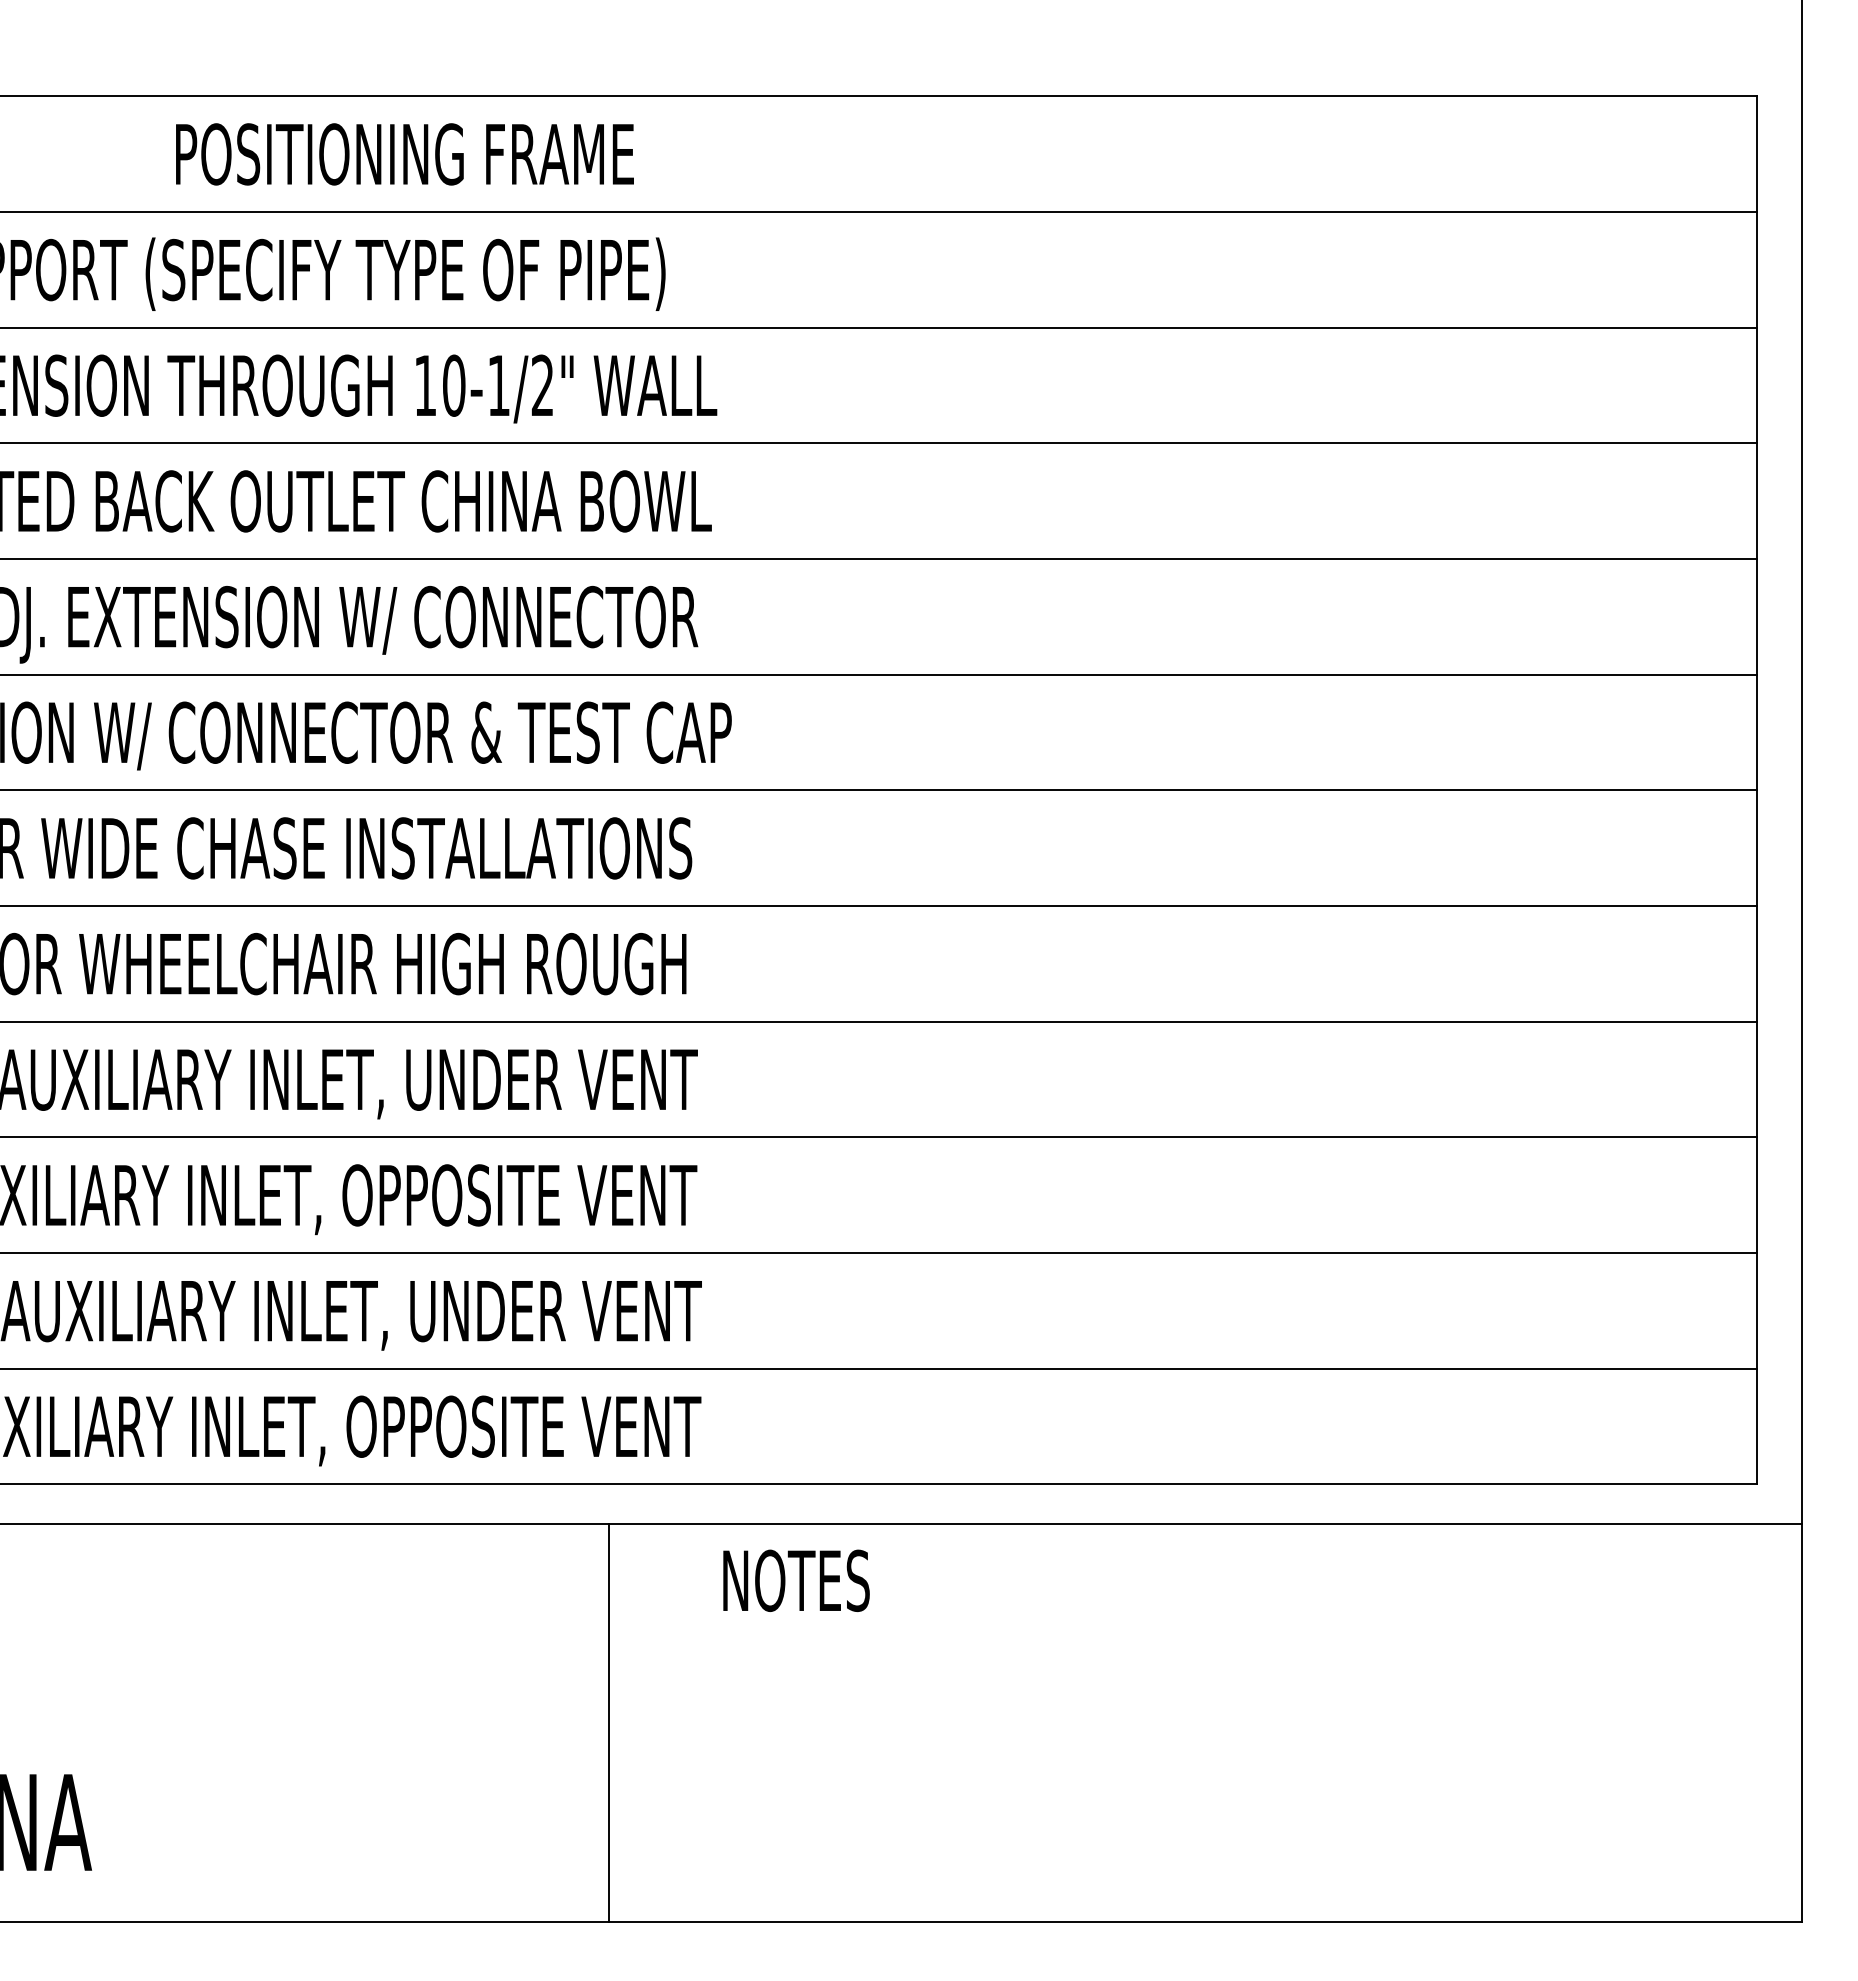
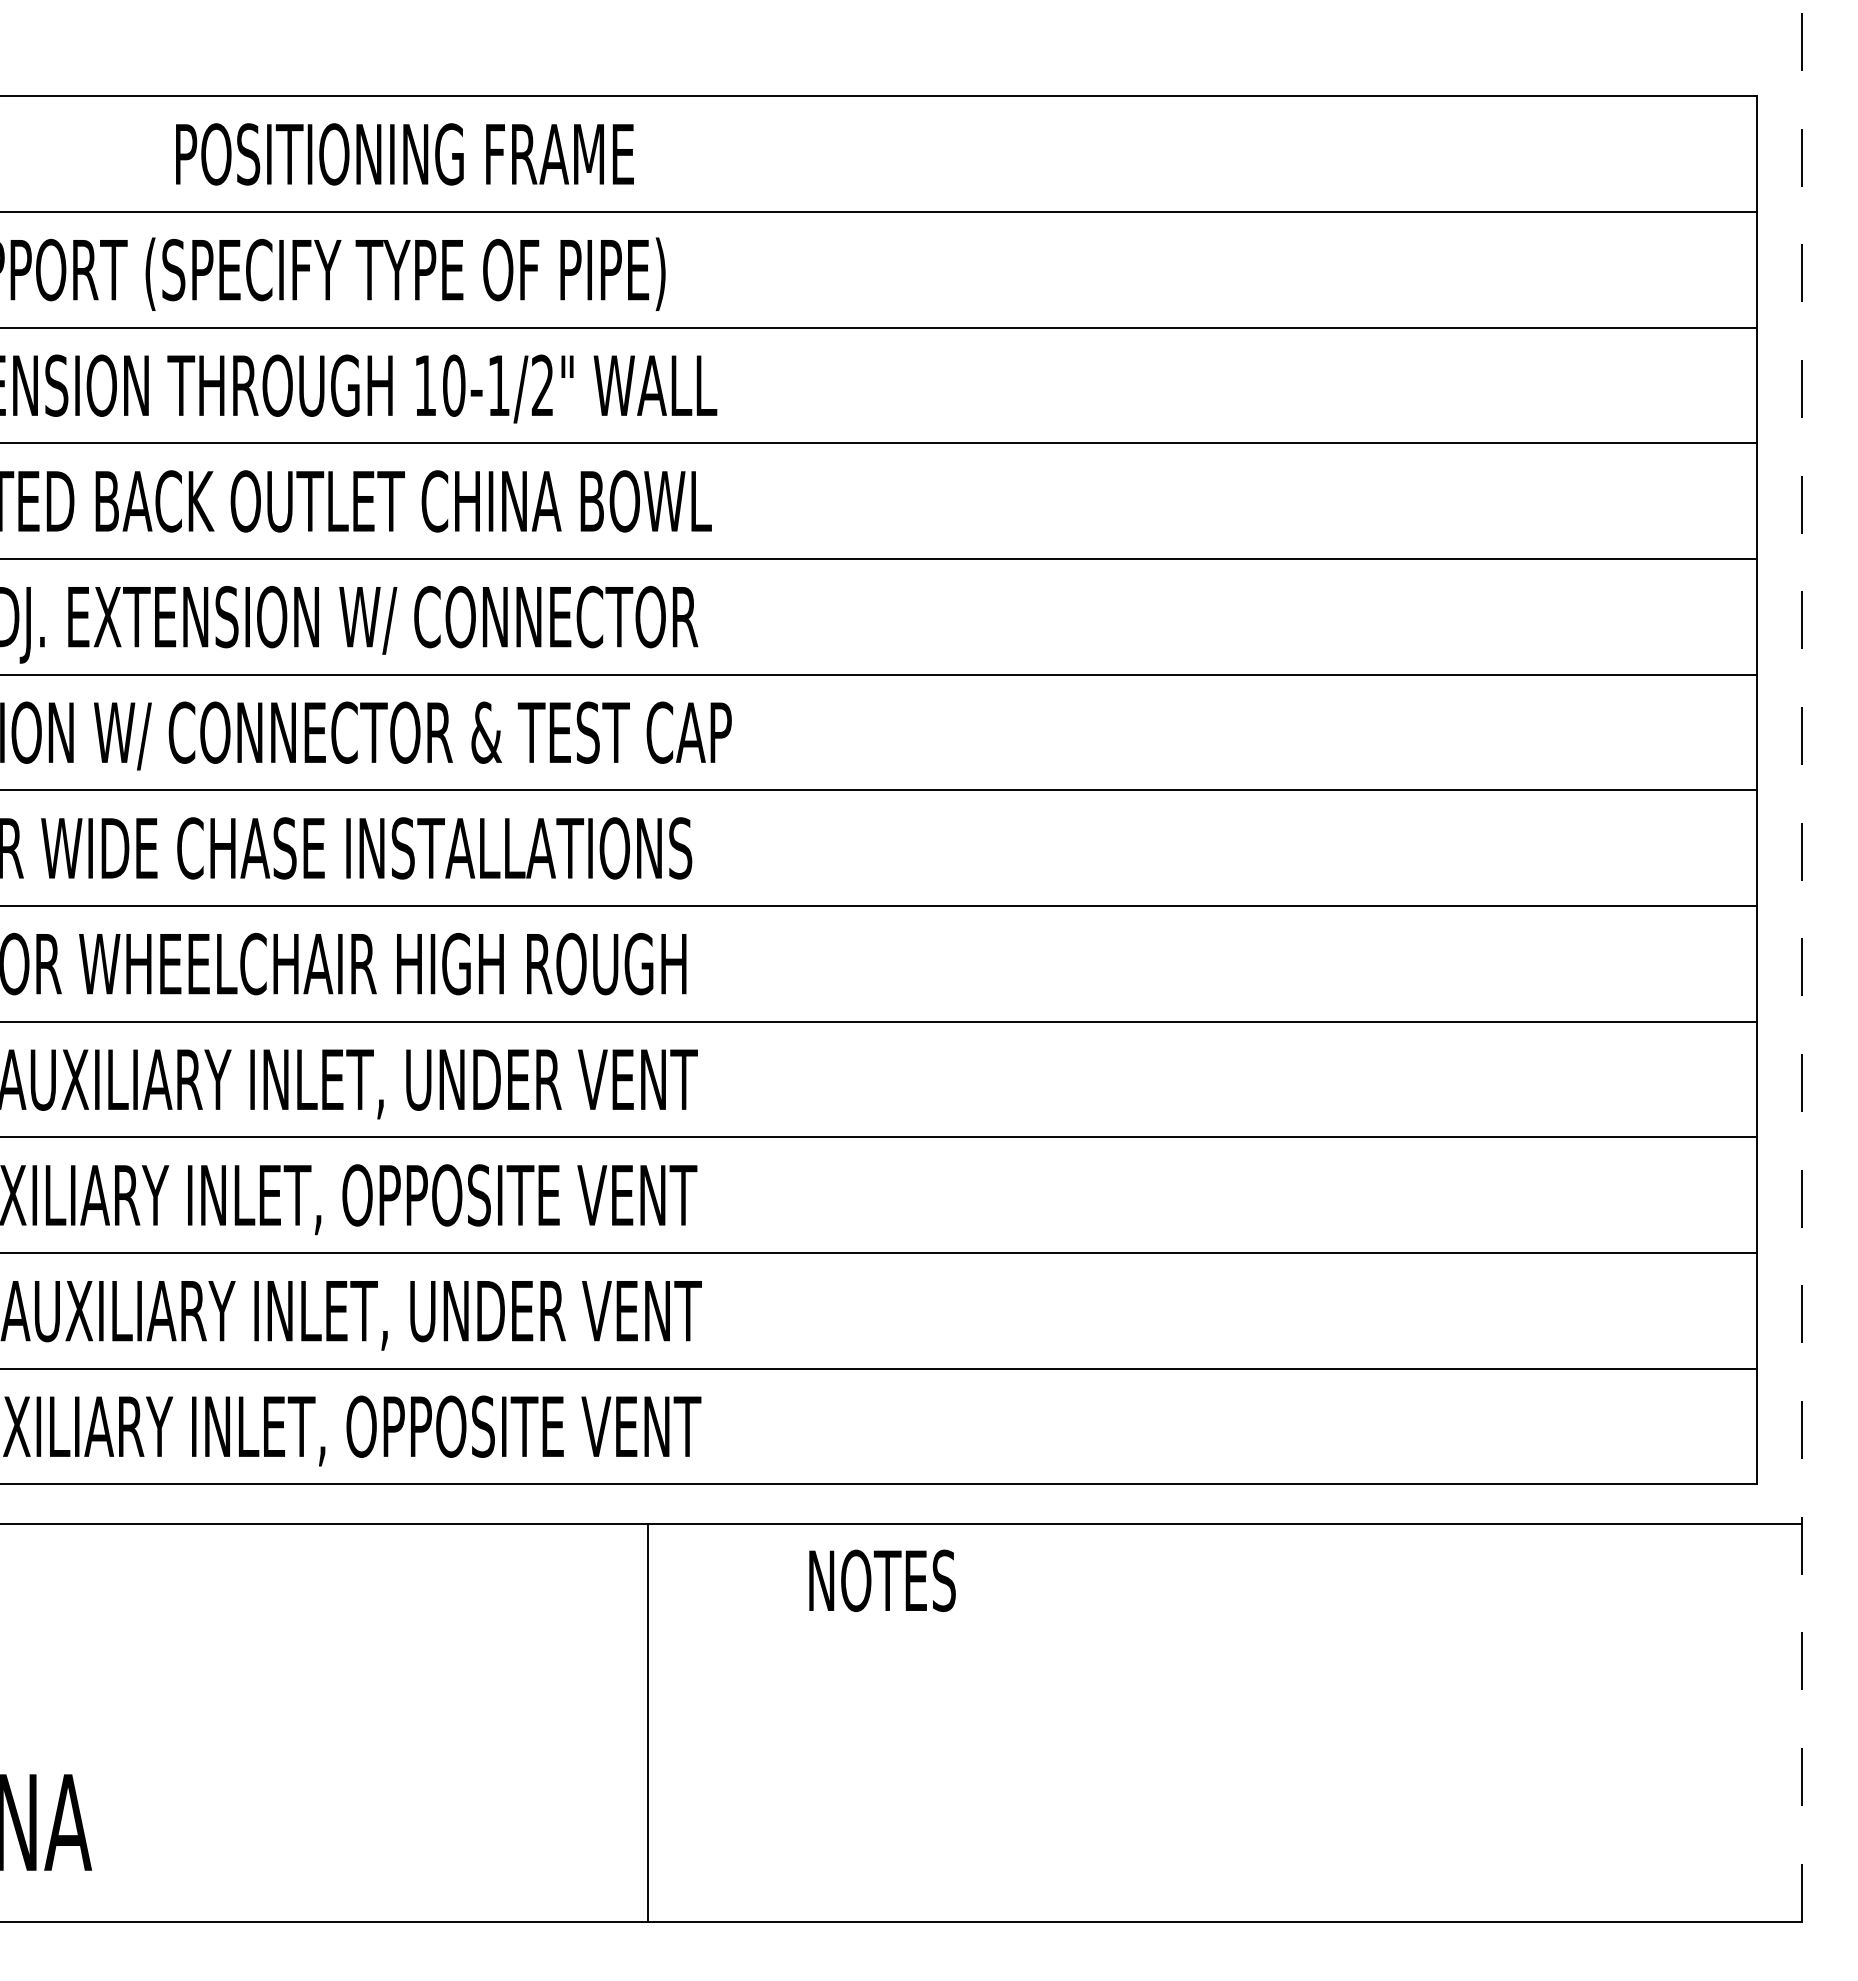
line: solid -> dashed (1802, 961)
text position: (796, 1580) -> (882, 1580) (882, 1580)
line position: (609, 1722) -> (648, 1722) (648, 1722)
